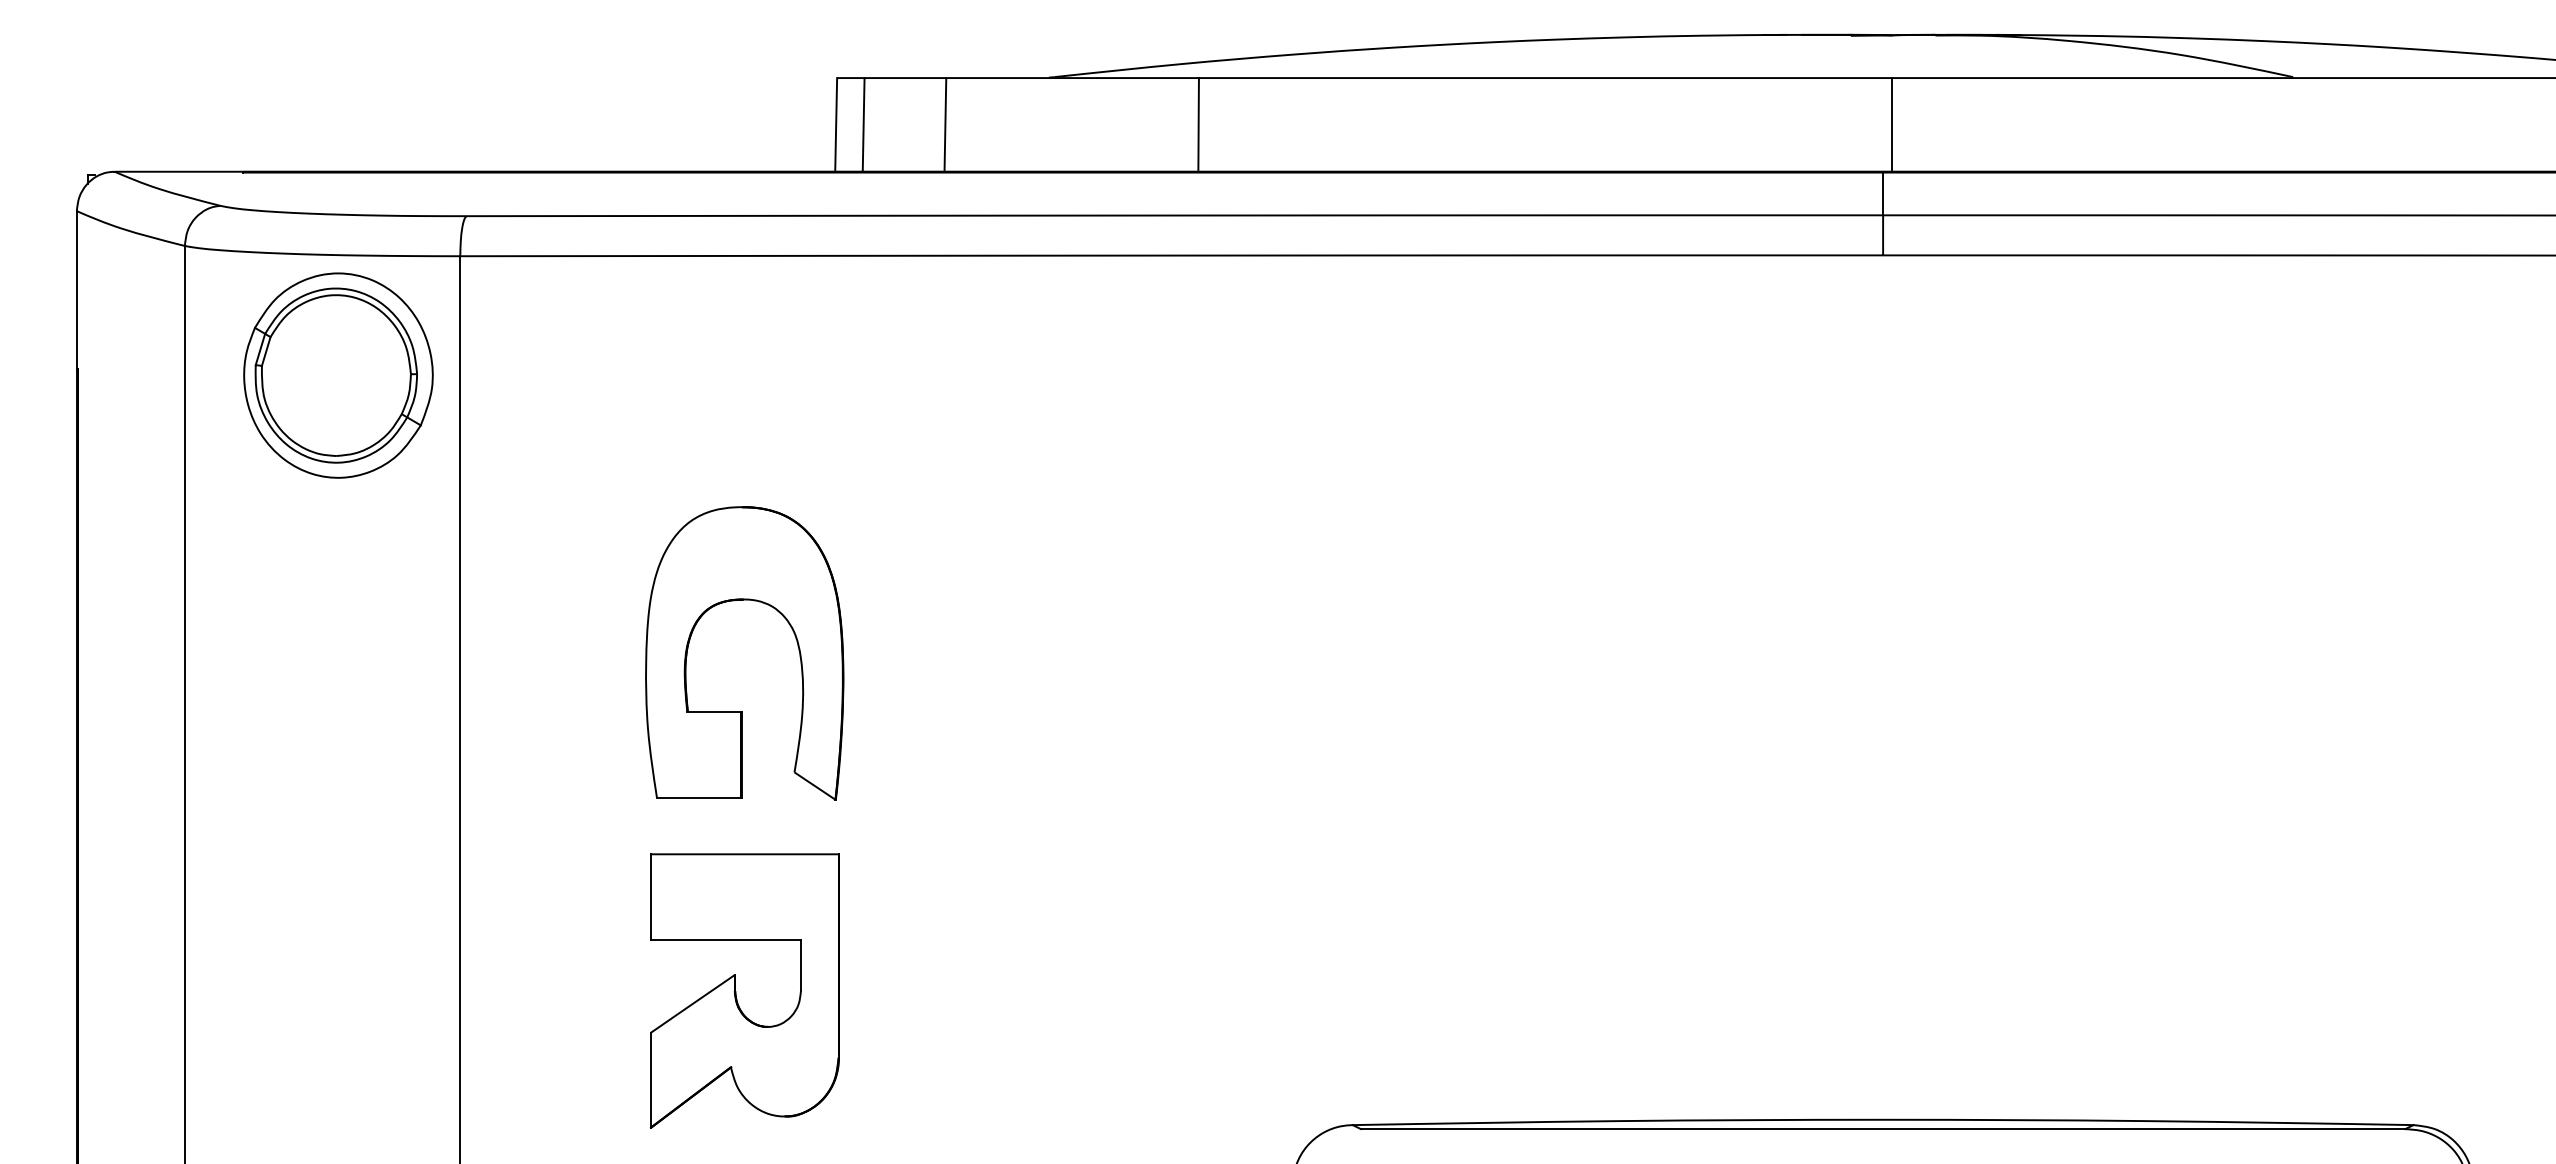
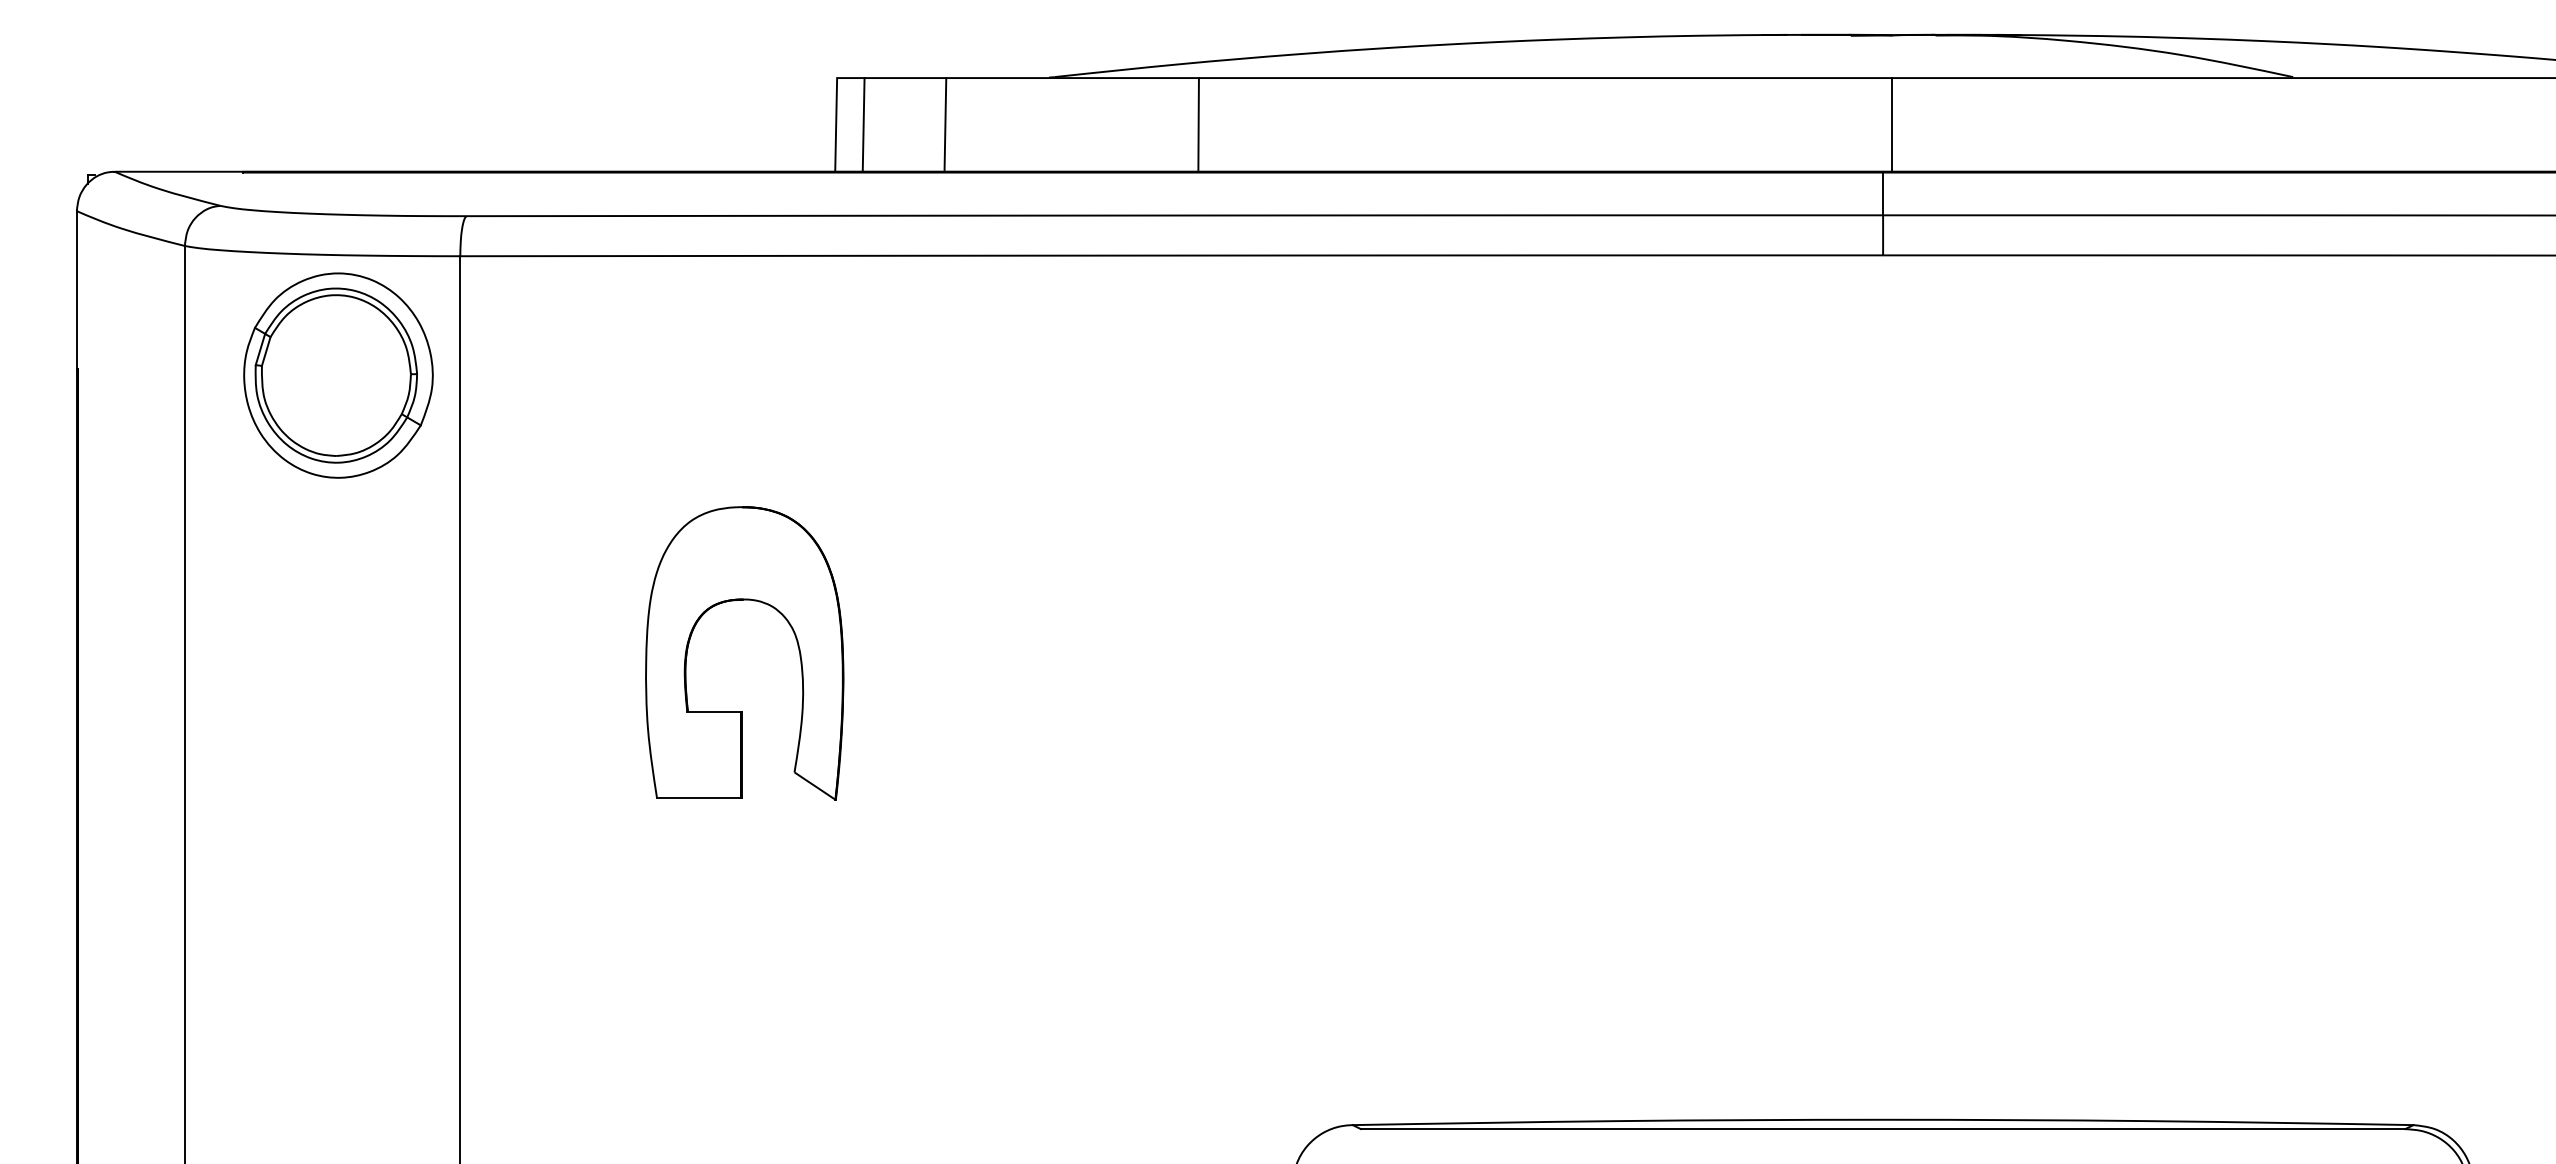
part: present -> none (736, 991)
